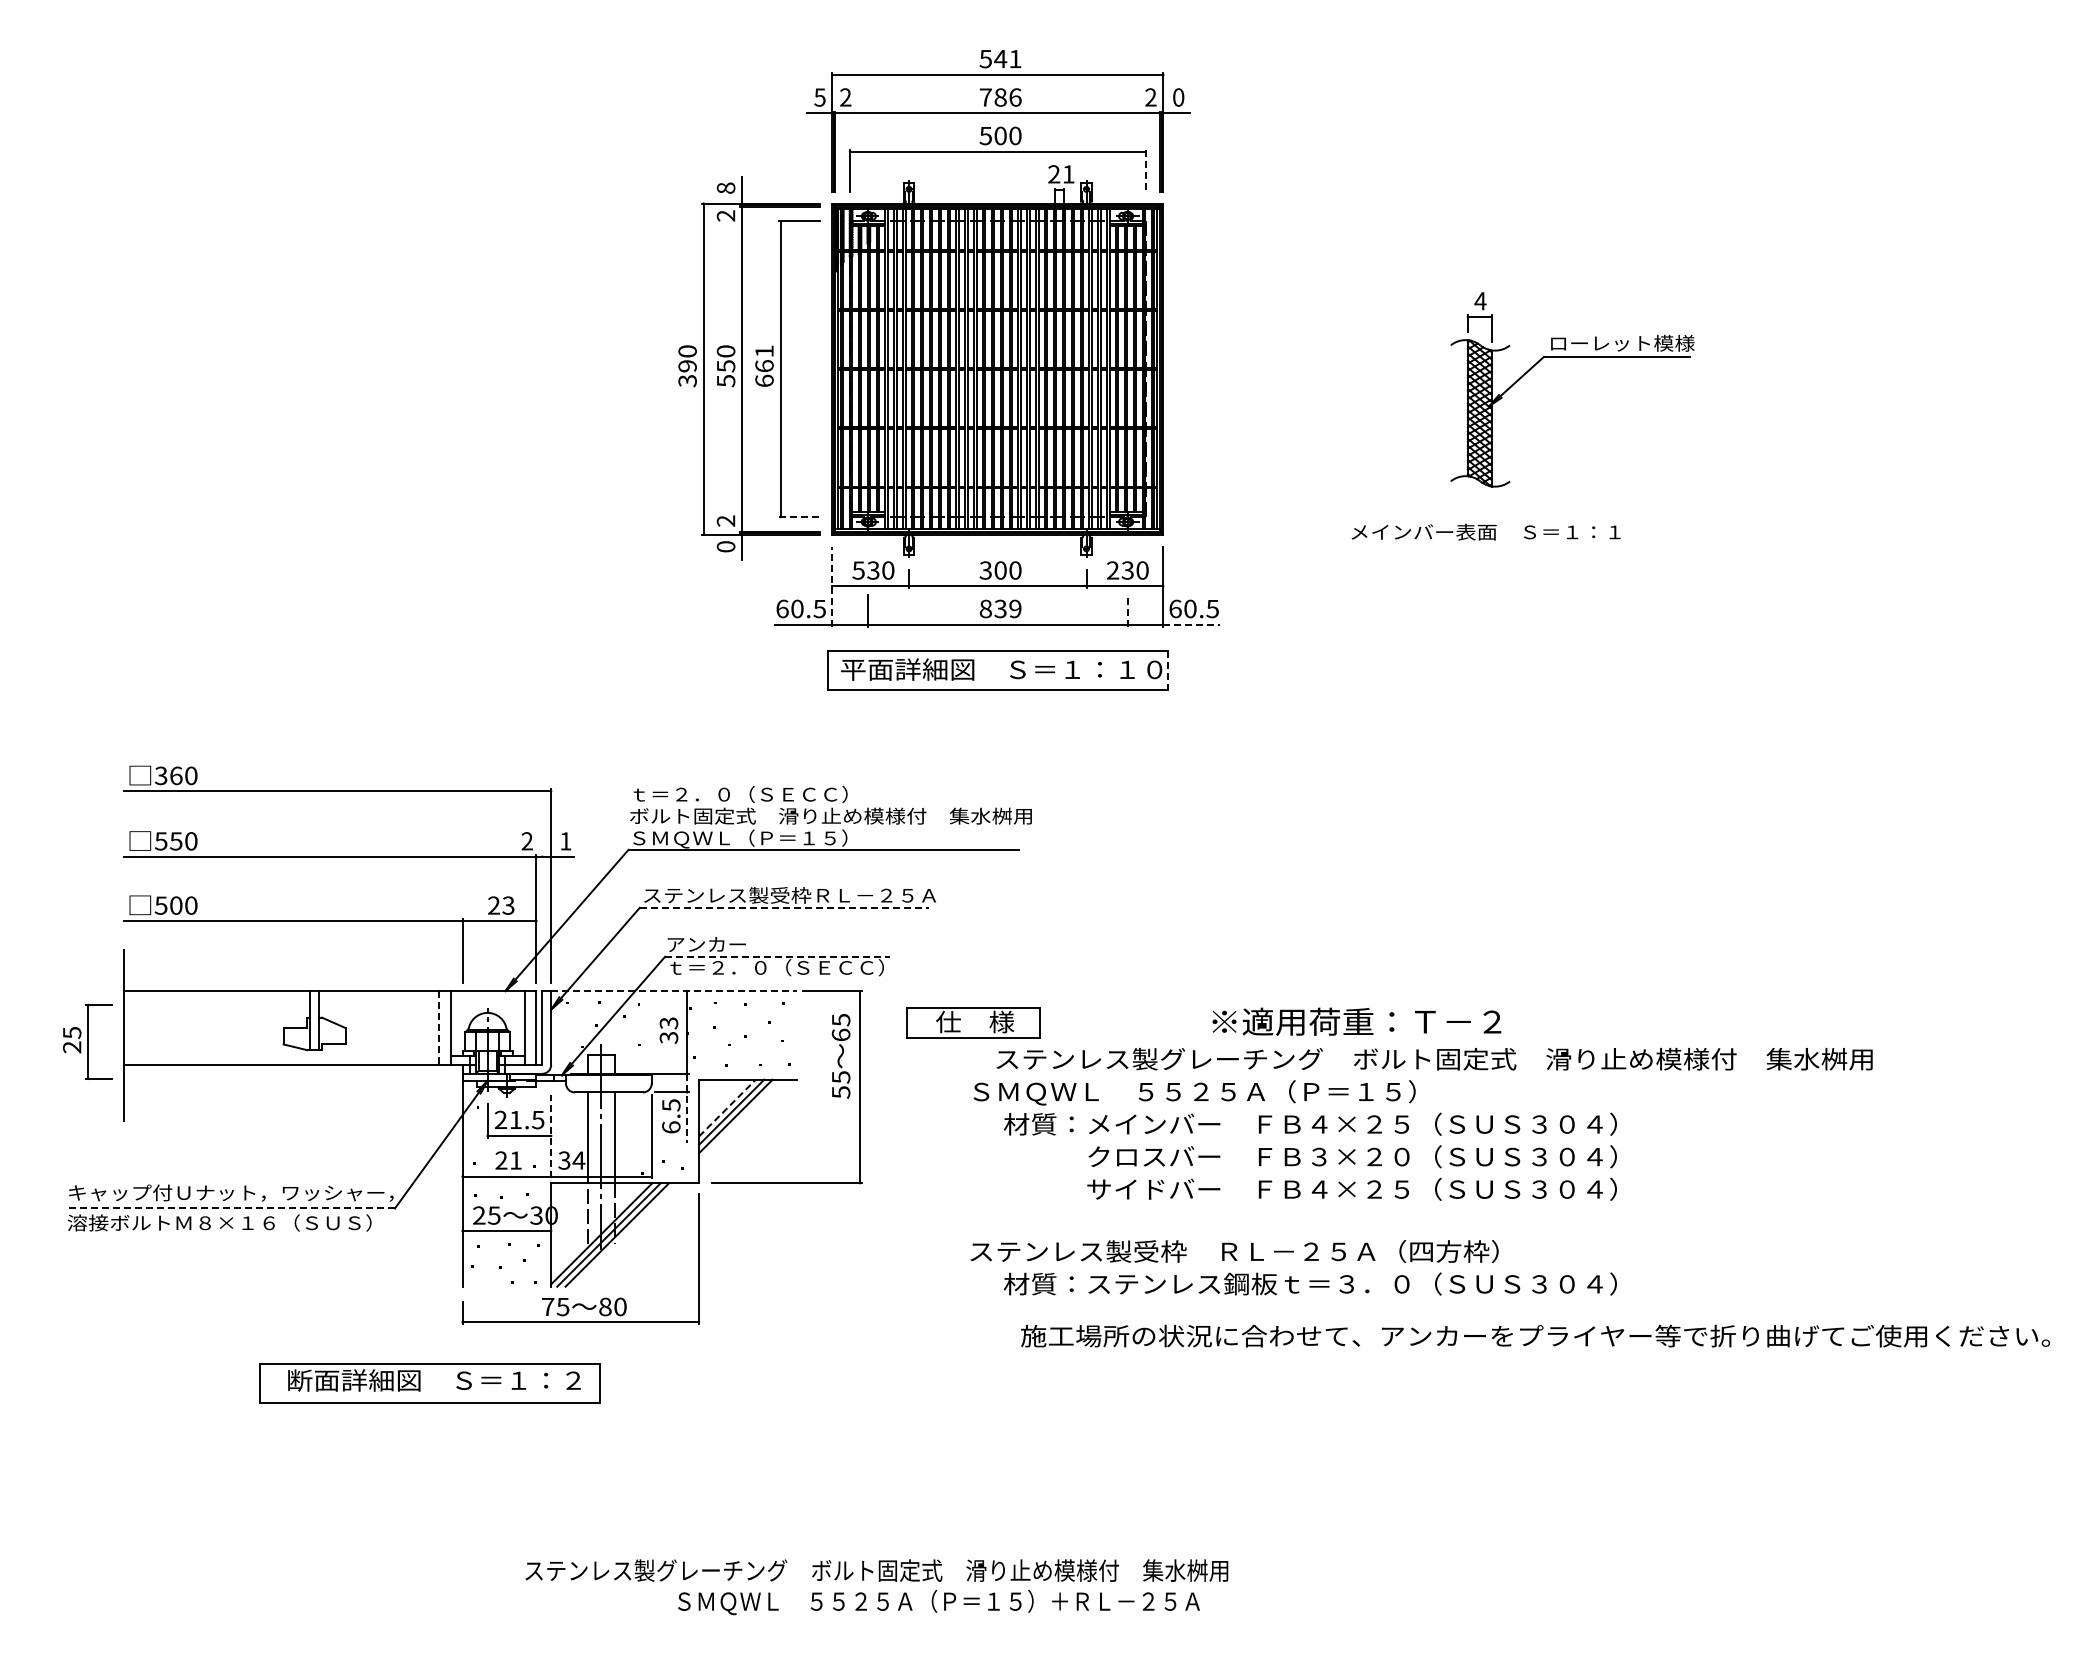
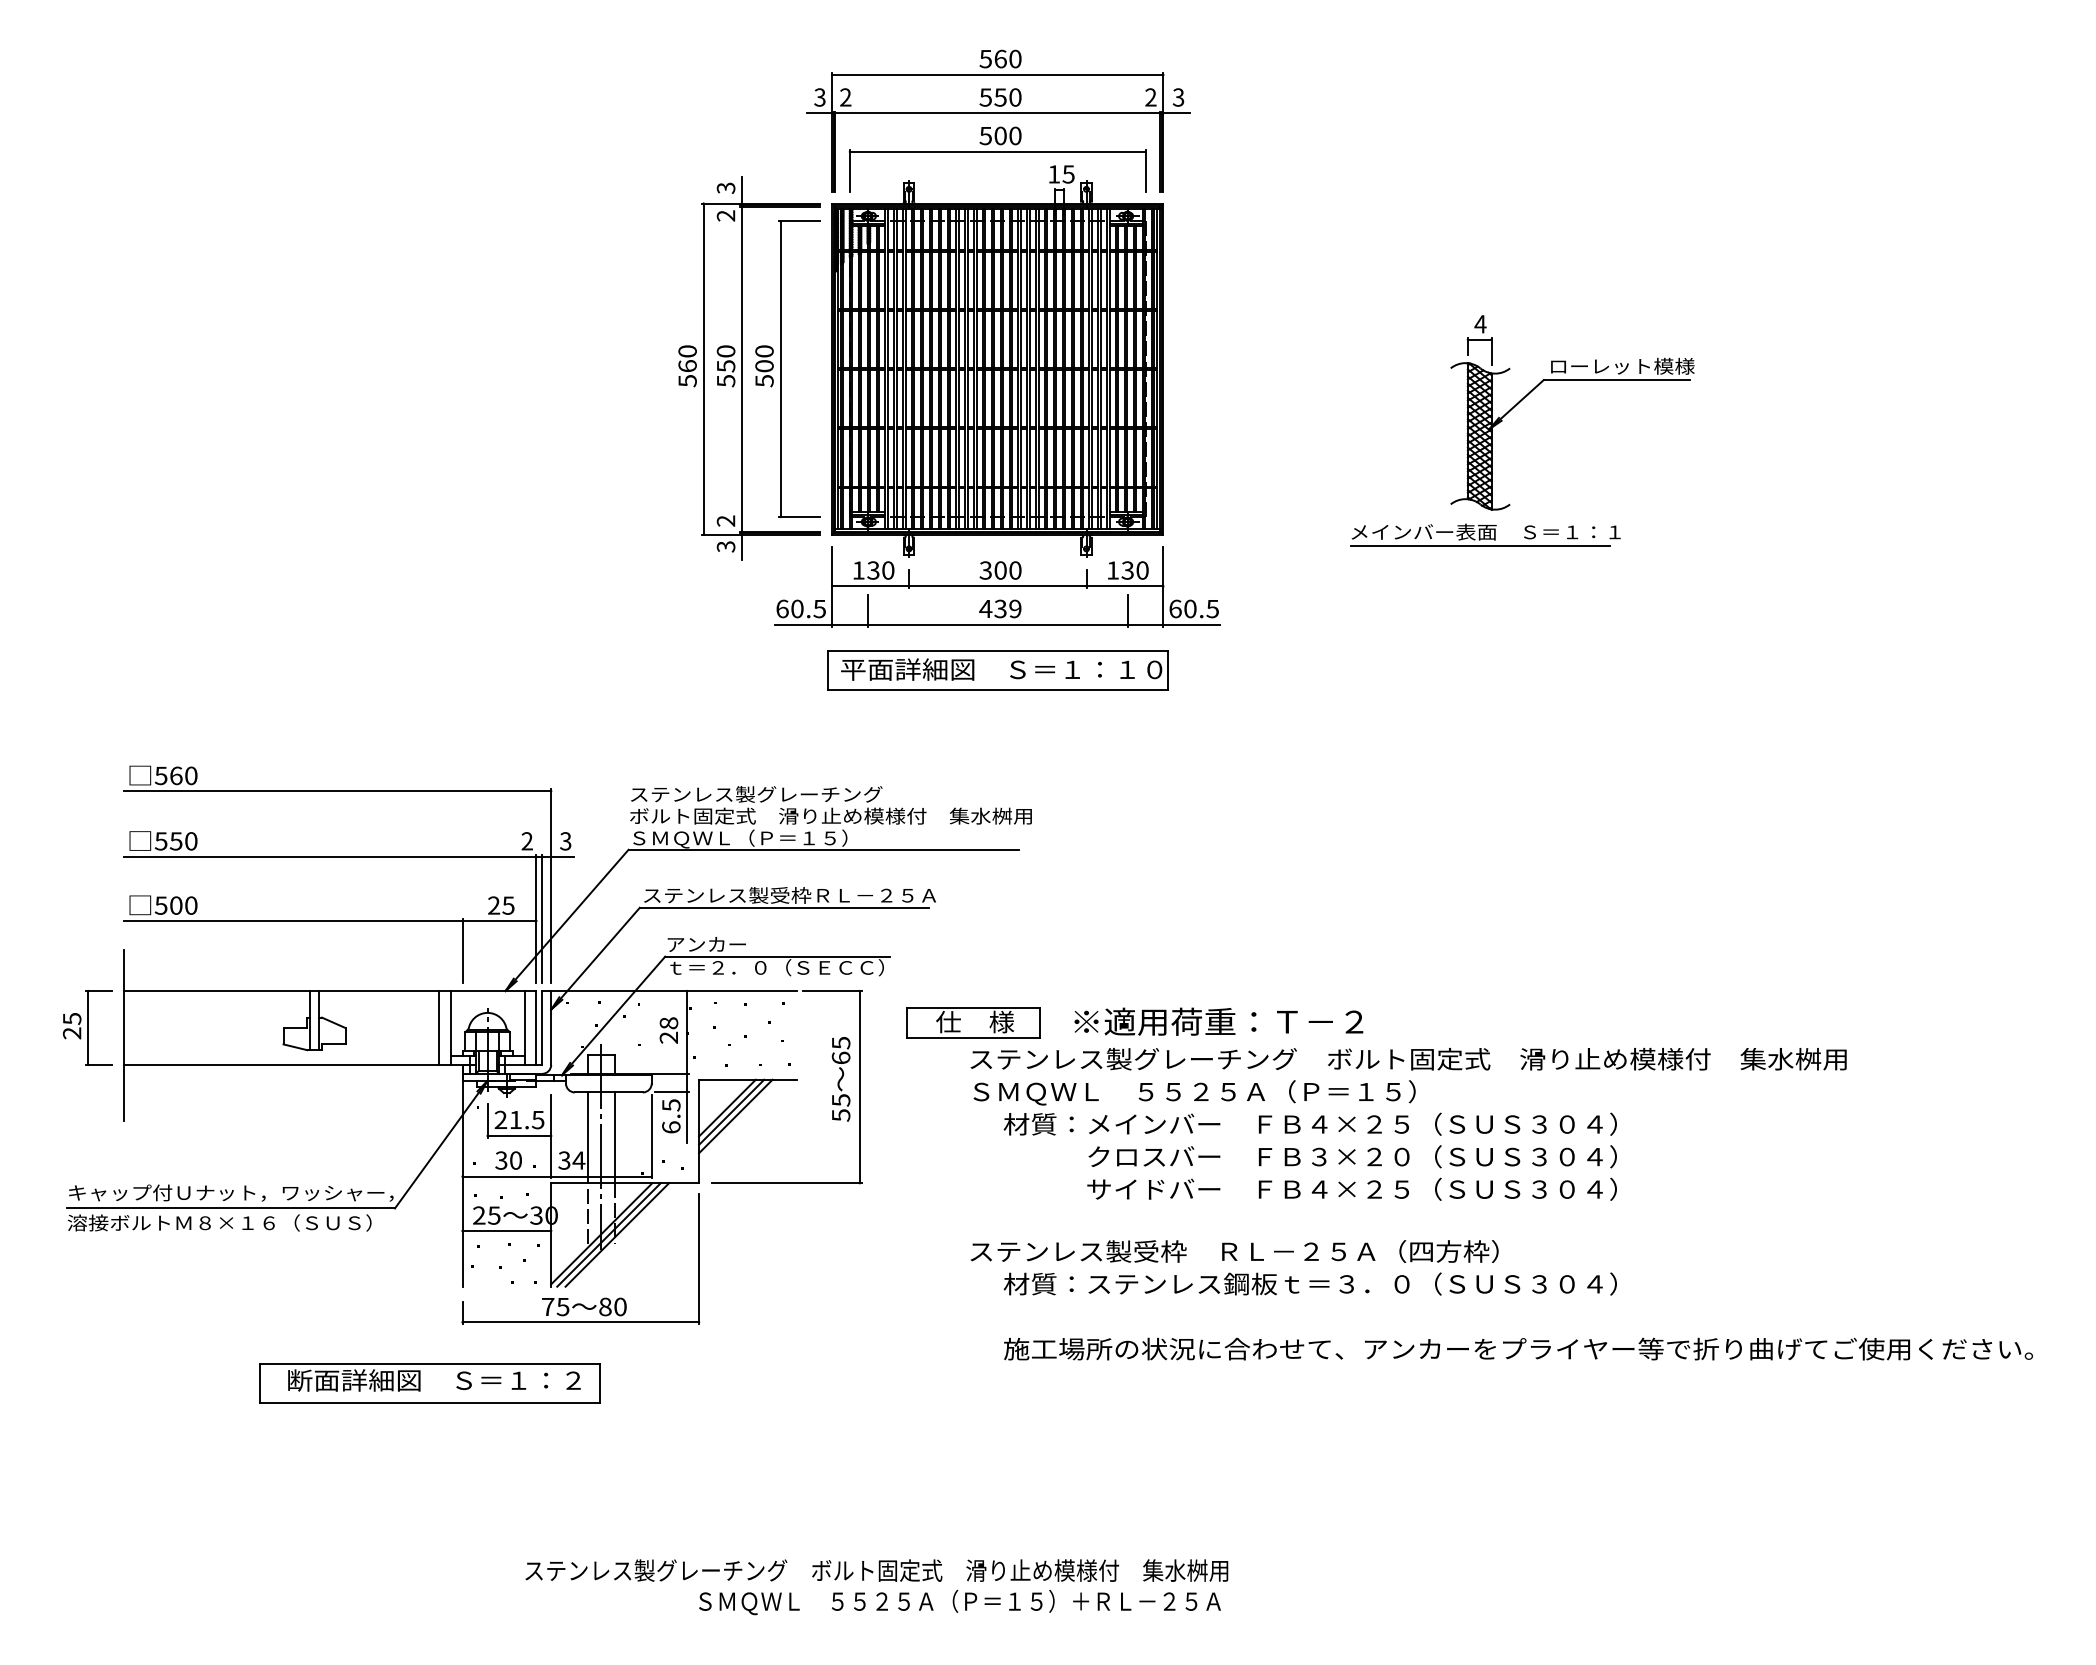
text: 541 -> 560 (1007, 58)
text: 5 -> 3 (820, 97)
text: 786 -> 550 (1000, 97)
text: 0 -> 3 (1178, 97)
line: dashed -> solid (1145, 170)
text: 21 -> 15 (1061, 174)
text: 8 -> 3 (725, 187)
part position: (1572, 357) -> (1572, 380) (1572, 380)
text: 661 -> 500 (764, 366)
text: 390 -> 560 (687, 373)
line: dashed -> solid (799, 517)
line: none -> present (1480, 545)
text: 0 -> 3 (726, 546)
text: 530 -> 130 (858, 570)
text: 230 -> 130 (1113, 570)
line: dashed -> solid (832, 586)
text: 839 -> 439 (985, 608)
line: dashed -> solid (1127, 610)
line: dashed -> solid (1192, 624)
line: dashed -> solid (1167, 670)
text: 360 -> 560 (161, 775)
text: ｔ＝２．０（ＳＥＣＣ） -> ステンレス製グレーチング (756, 794)
text: 1 -> 3 (565, 841)
text: 23 -> 25 (508, 905)
line: dashed -> solid (784, 907)
line: none -> present (542, 918)
line: dashed -> solid (778, 956)
line: dashed -> solid (673, 991)
text position: (1356, 1021) -> (1218, 1021) (1218, 1021)
line: dashed -> solid (438, 1027)
text: 33 -> 28 (668, 1030)
part position: (87, 1041) -> (87, 1027) (87, 1027)
text position: (840, 1056) -> (840, 1079) (840, 1079)
text position: (1434, 1059) -> (1408, 1059) (1408, 1059)
line: dashed -> solid (727, 1107)
line: dashed -> solid (687, 1108)
line: dashed -> solid (551, 1136)
text: 21 -> 30 (508, 1160)
line: dashed -> solid (230, 1208)
text position: (1535, 1335) -> (1518, 1348) (1518, 1348)
text position: (938, 1602) -> (959, 1602) (959, 1602)
